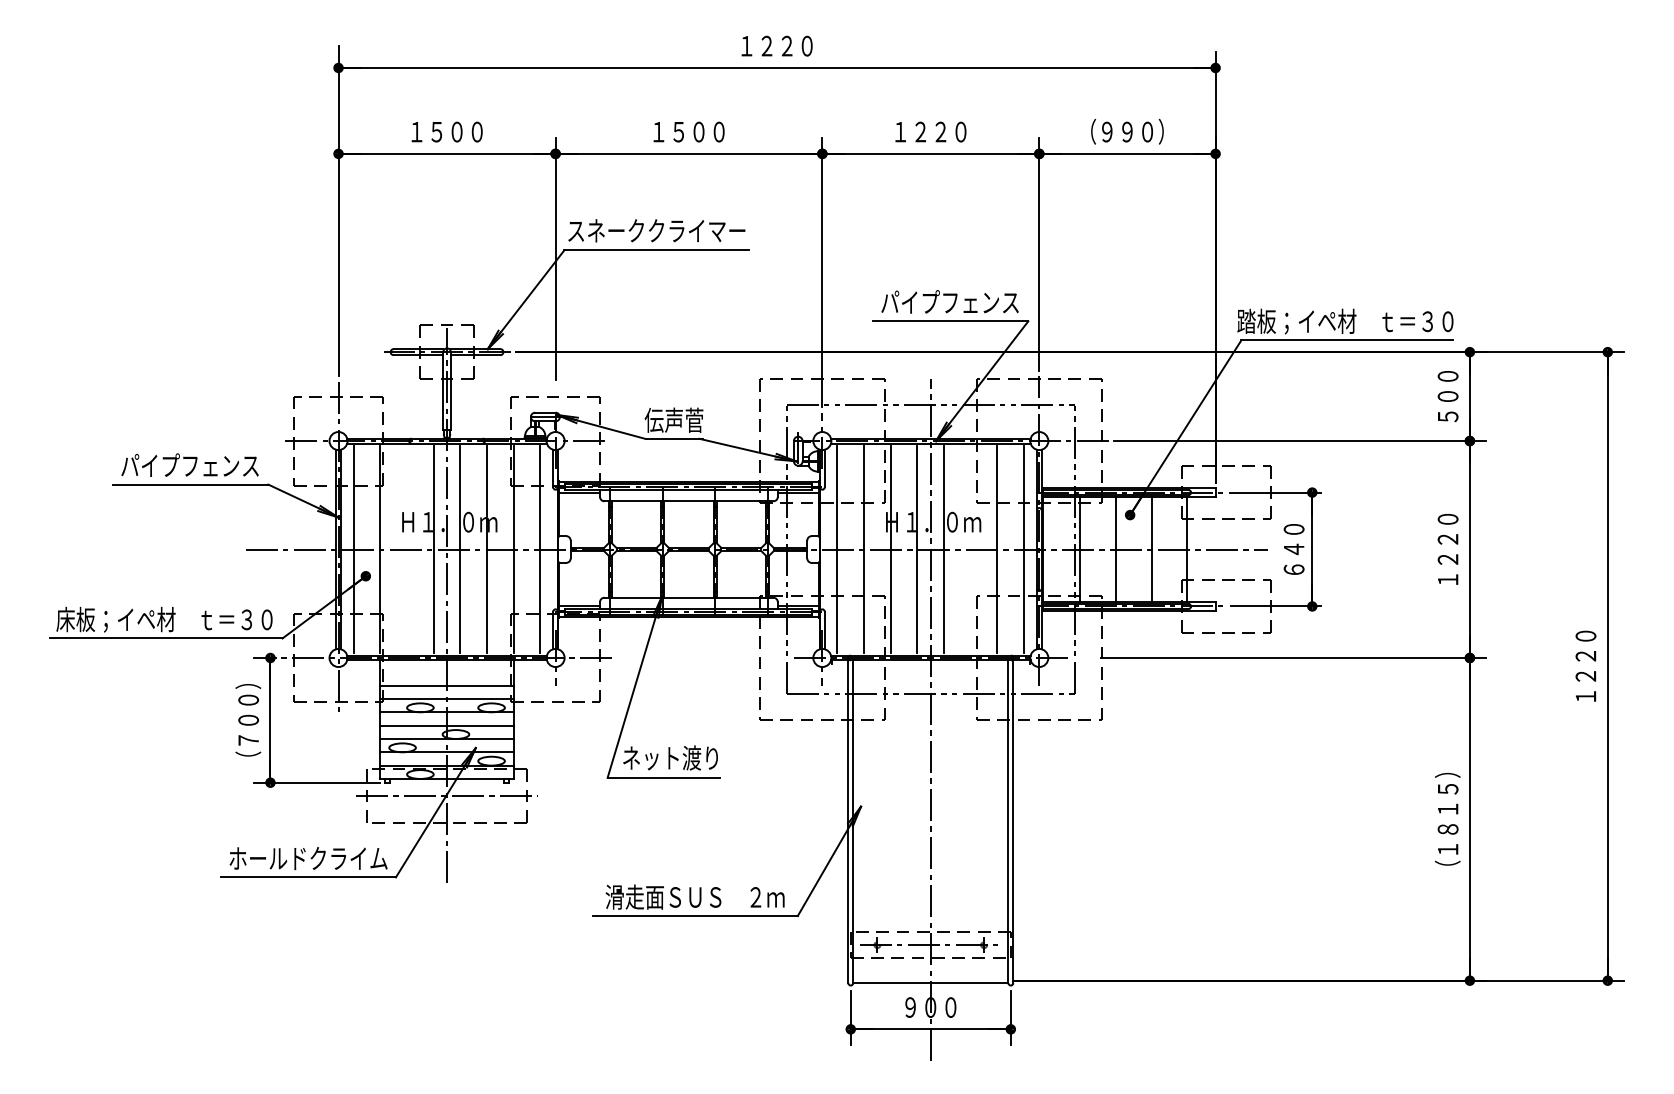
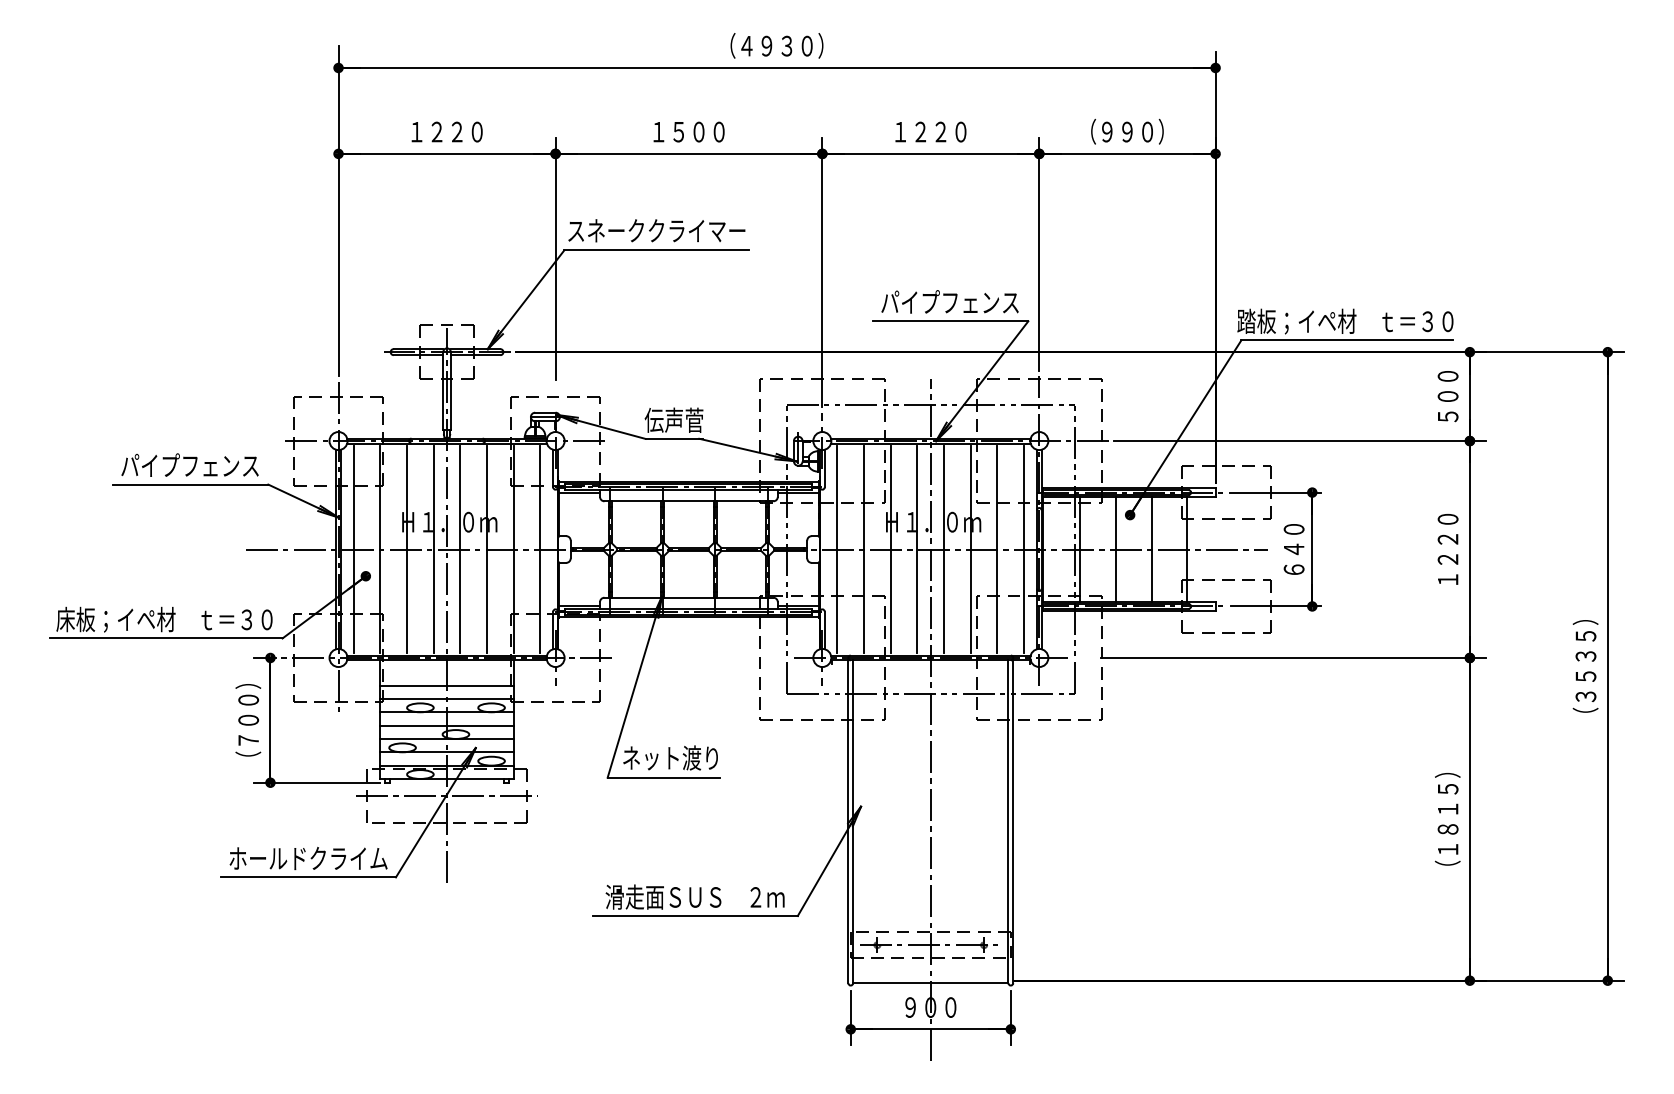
text: １２２０ -> （４９３０） (776, 45)
text: １５００ -> １２２０ (446, 131)
line: none -> present (407, 549)
line: none -> present (970, 549)
text: １２２０ -> （３５３５） (1585, 666)
